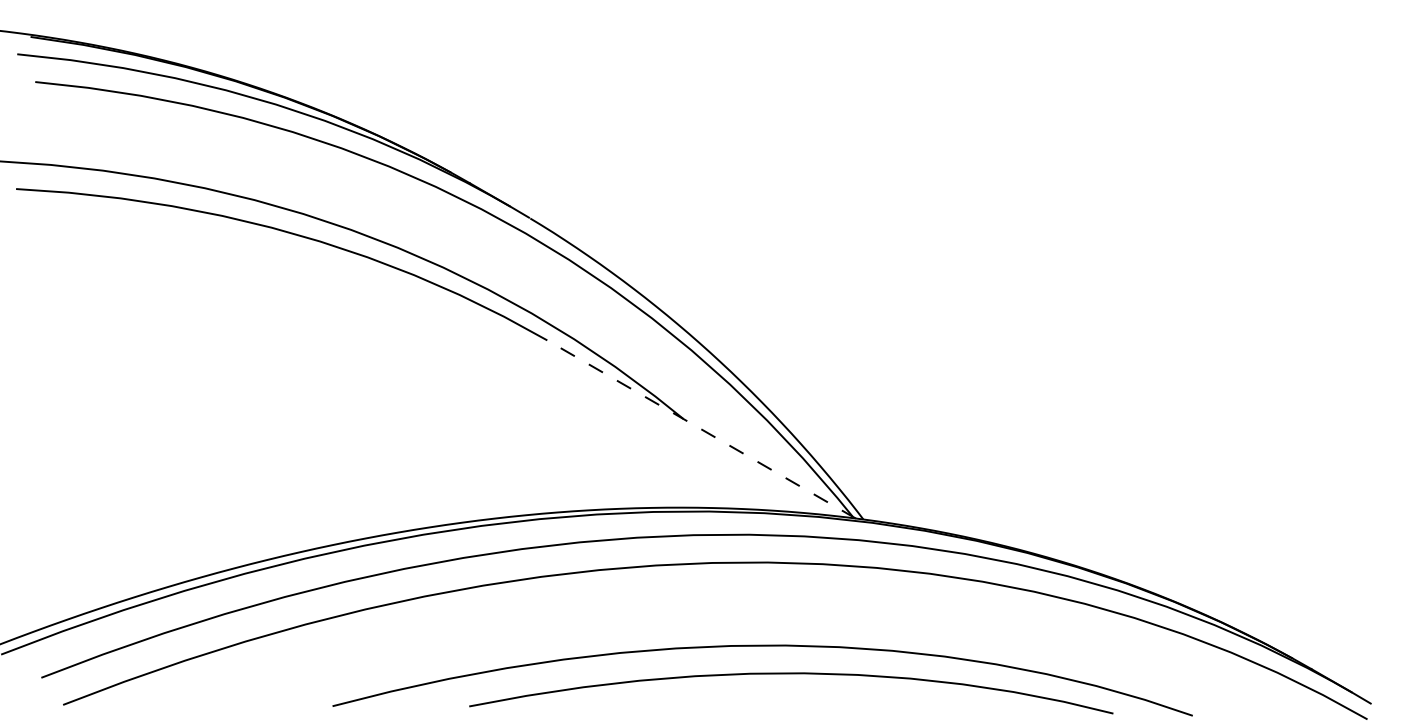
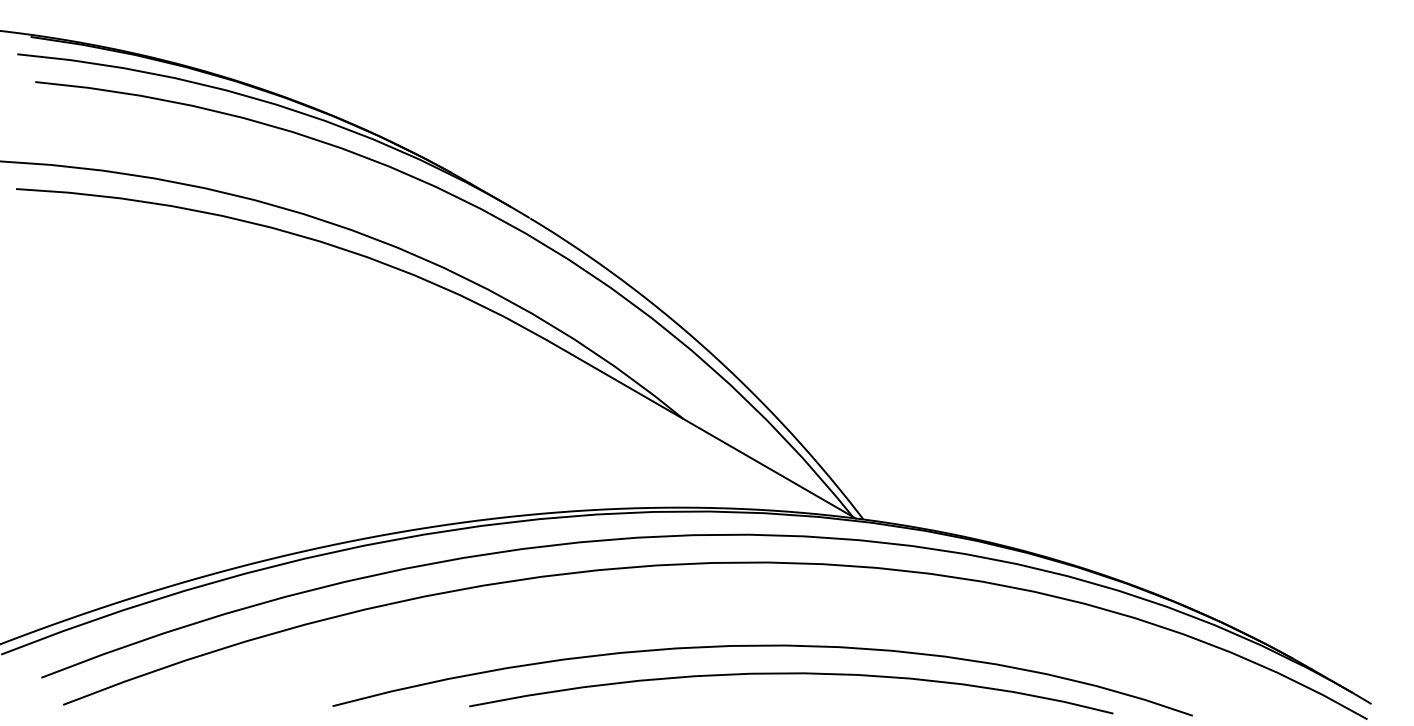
line: dashed -> solid (701, 429)
